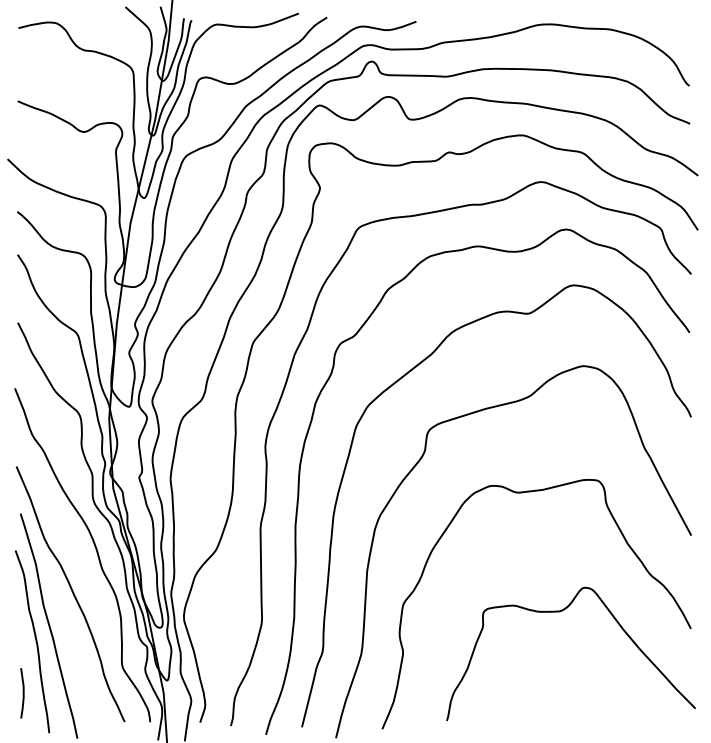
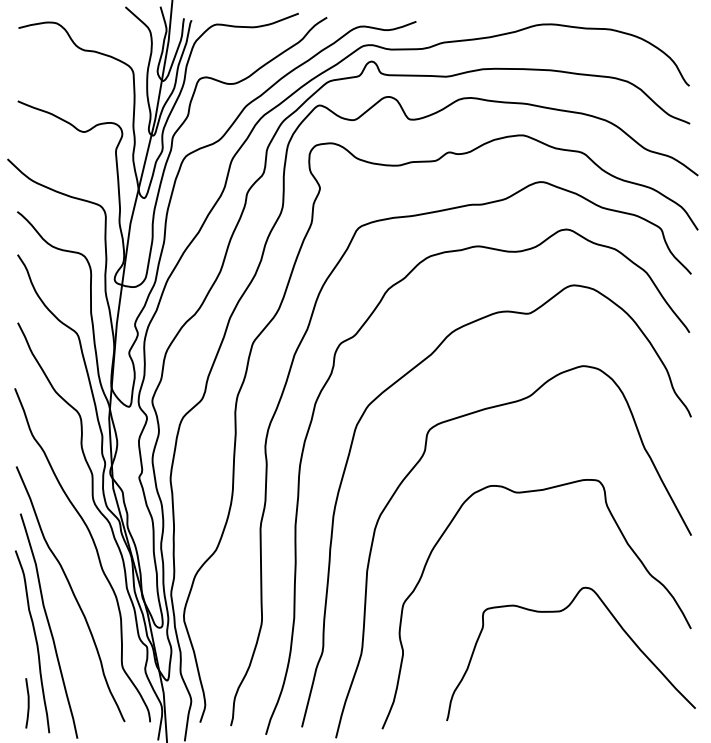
line position: (22, 693) -> (27, 703) (27, 703)
